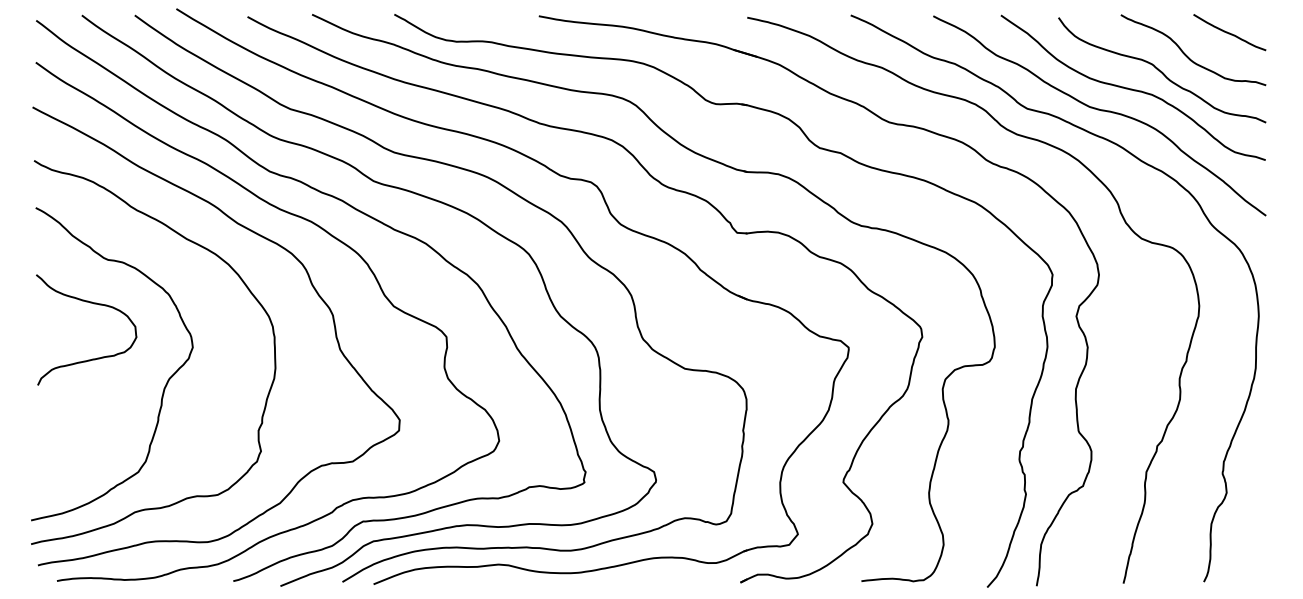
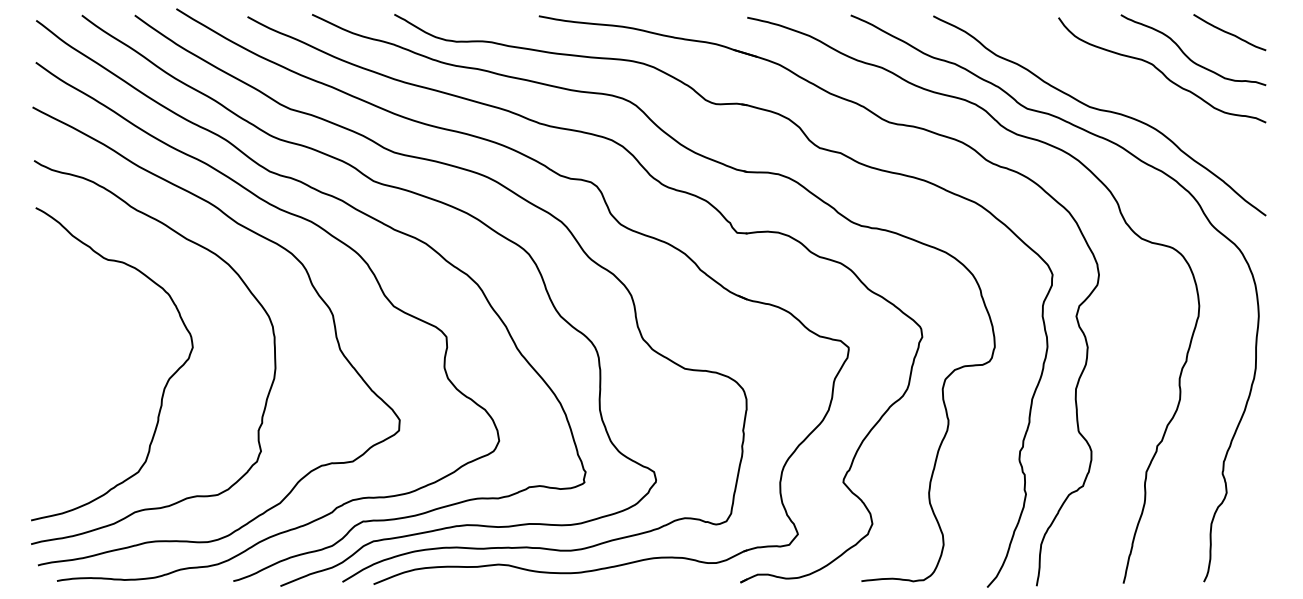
curve: present -> none (1132, 88)
curve: present -> none (94, 304)
